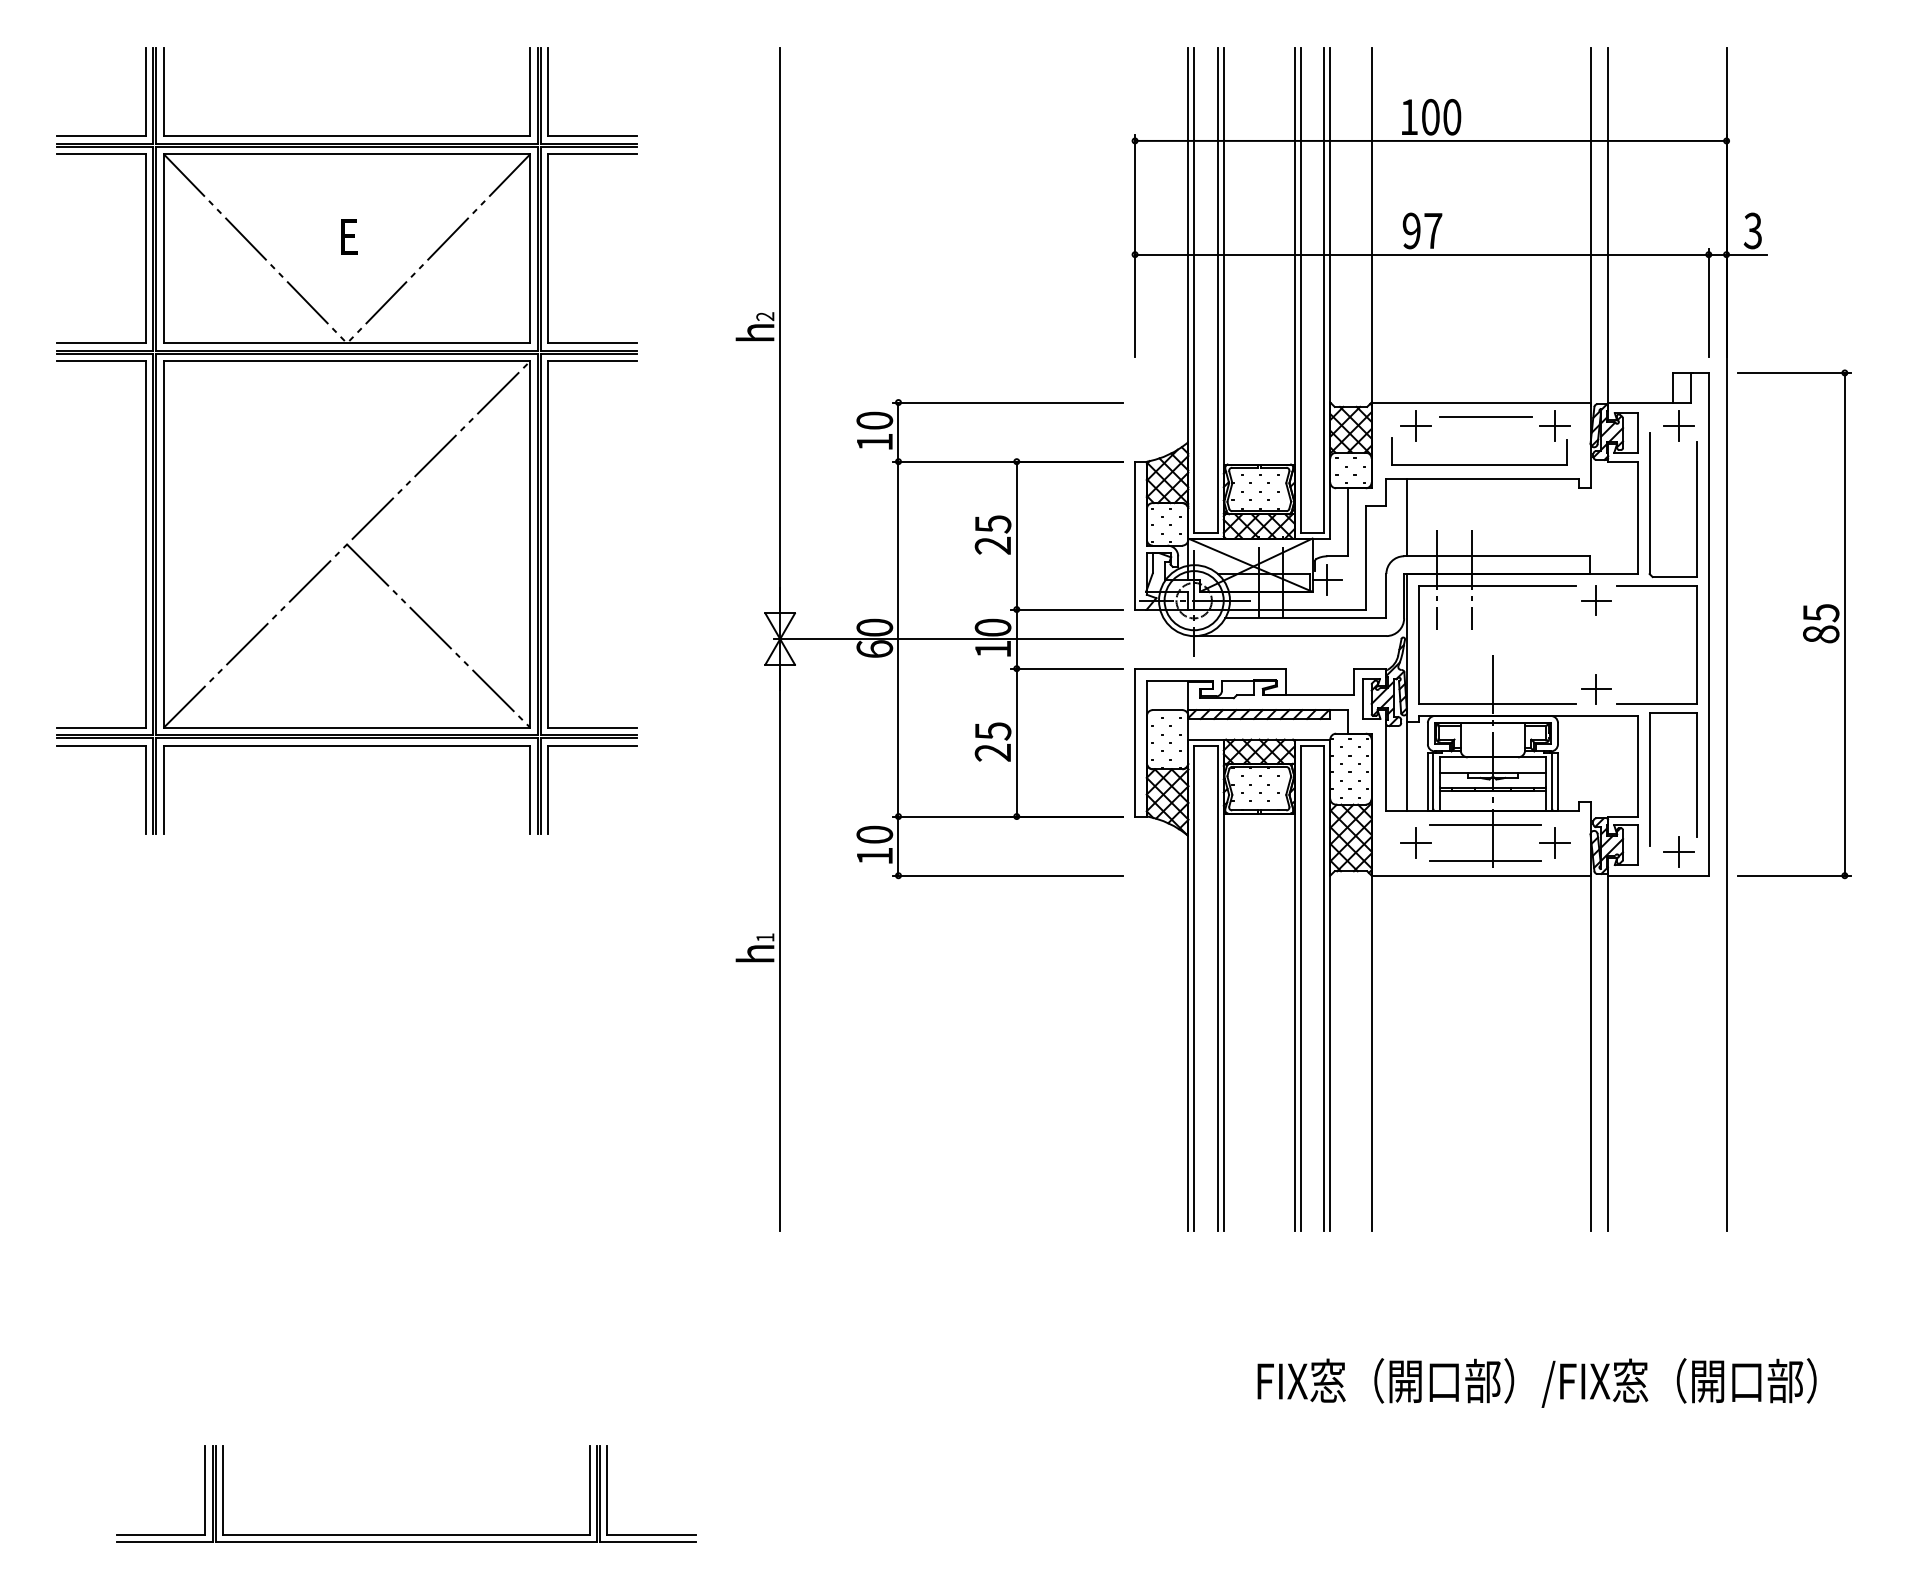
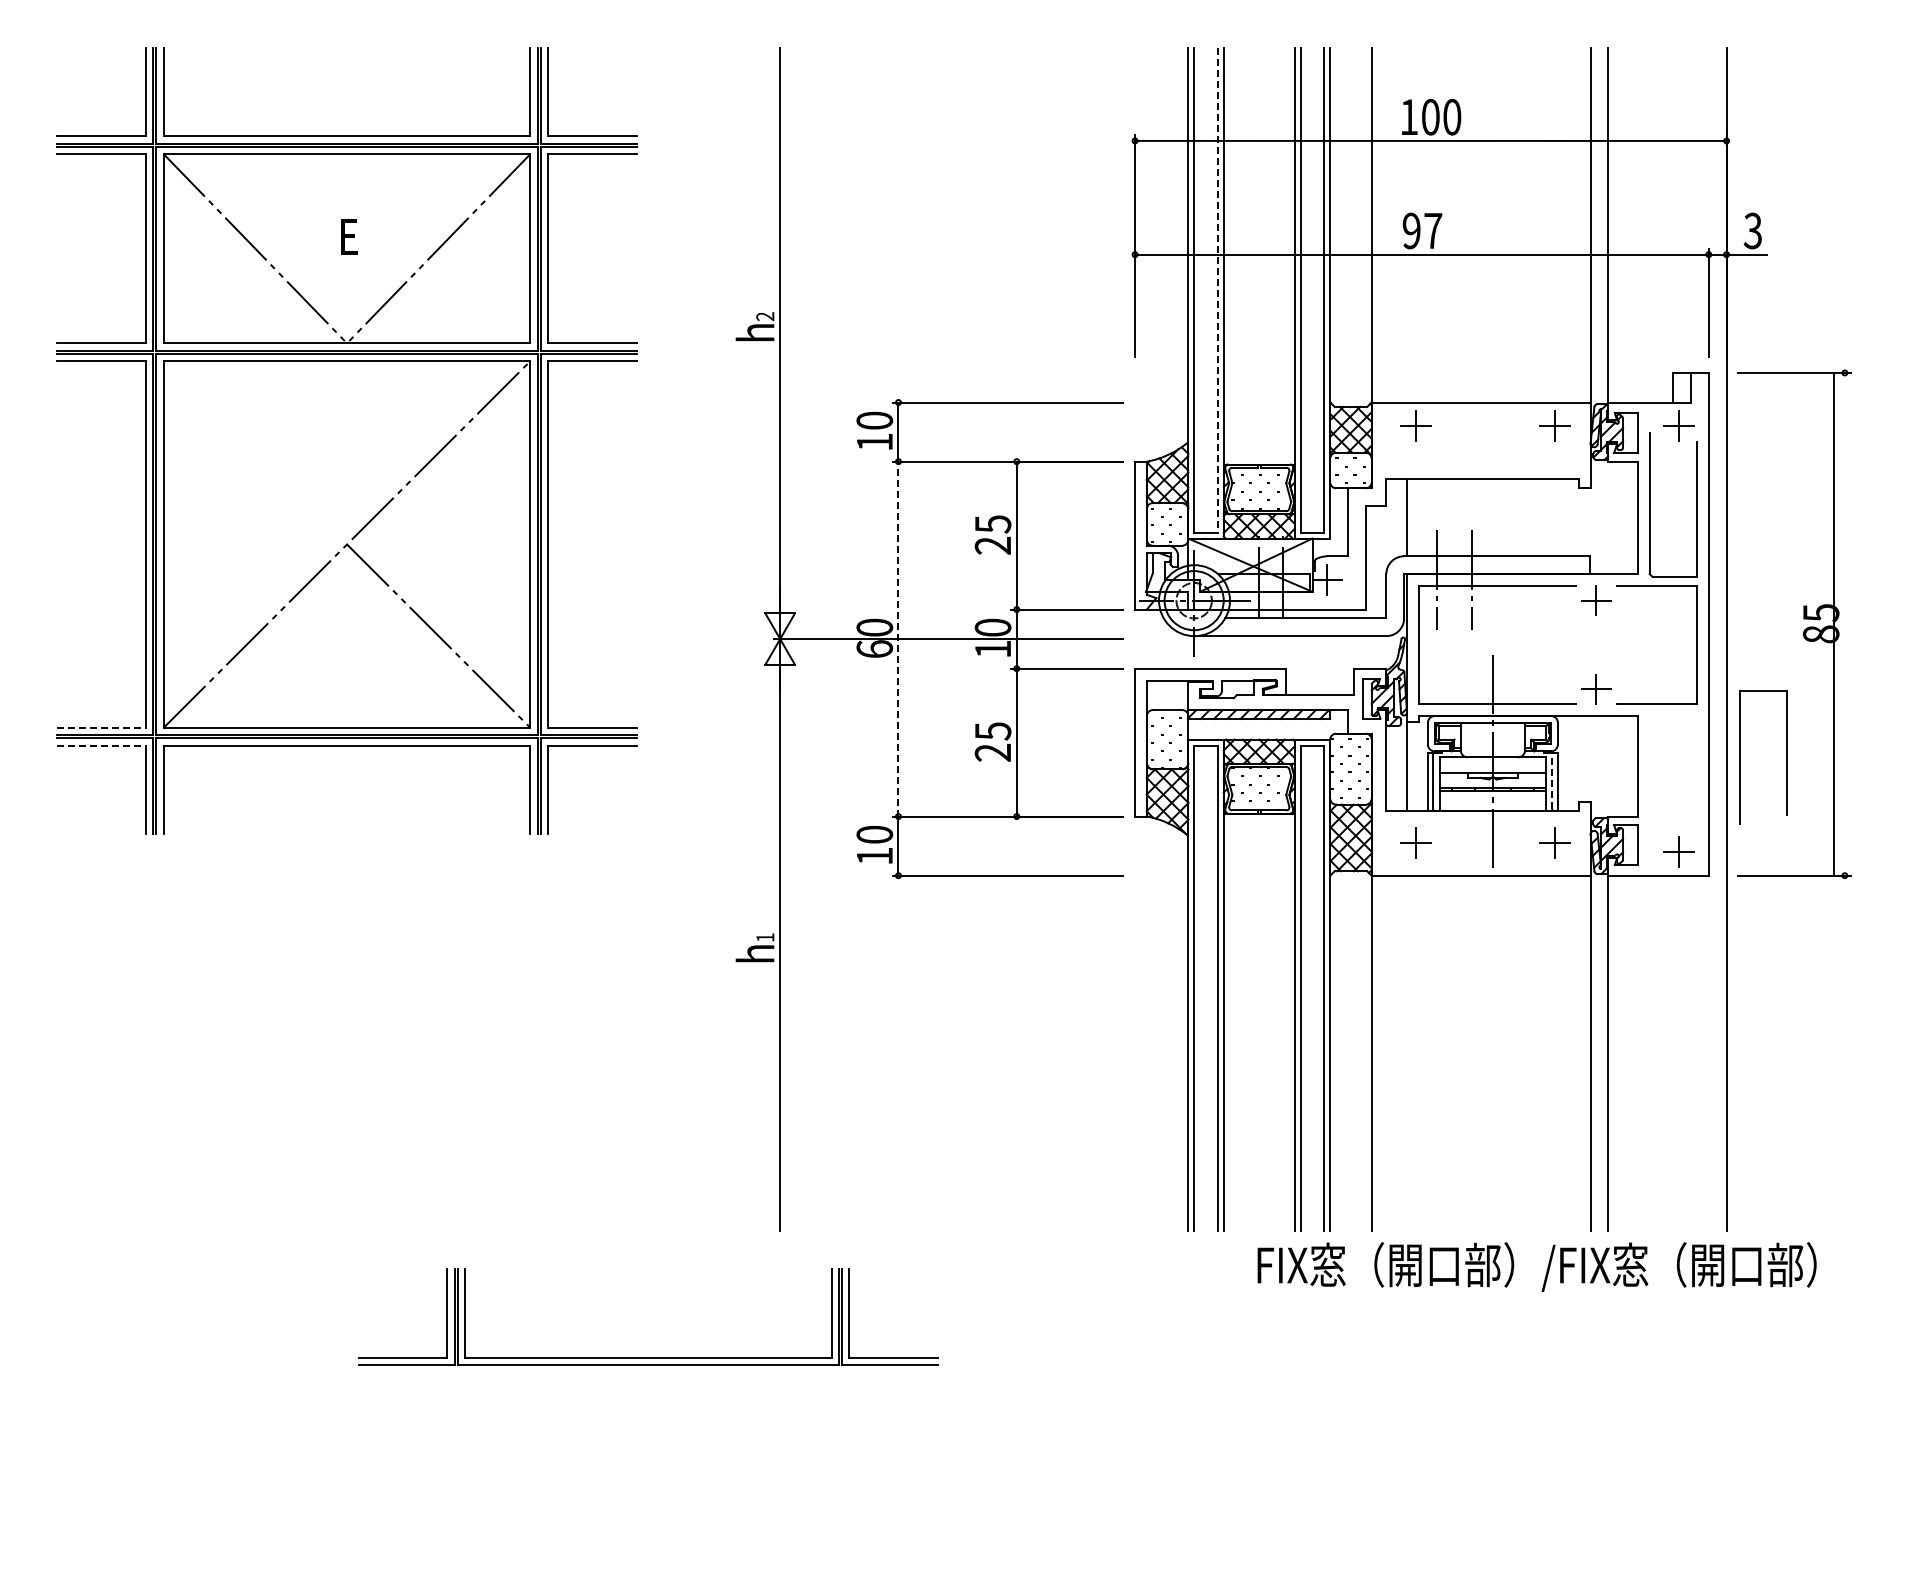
line: solid -> dashed (1217, 290)
line: present -> none (1485, 416)
part: present -> none (1479, 464)
line position: (1844, 623) -> (1833, 623) (1833, 623)
line: solid -> dashed (898, 638)
line: solid -> dashed (102, 727)
line: solid -> dashed (102, 745)
part position: (1650, 779) -> (1740, 757) (1740, 757)
line: solid -> dashed (1552, 781)
line: present -> none (1485, 825)
line: present -> none (1485, 860)
text position: (1536, 1382) -> (1536, 1266) (1536, 1266)
part position: (406, 1534) -> (648, 1357) (648, 1357)
